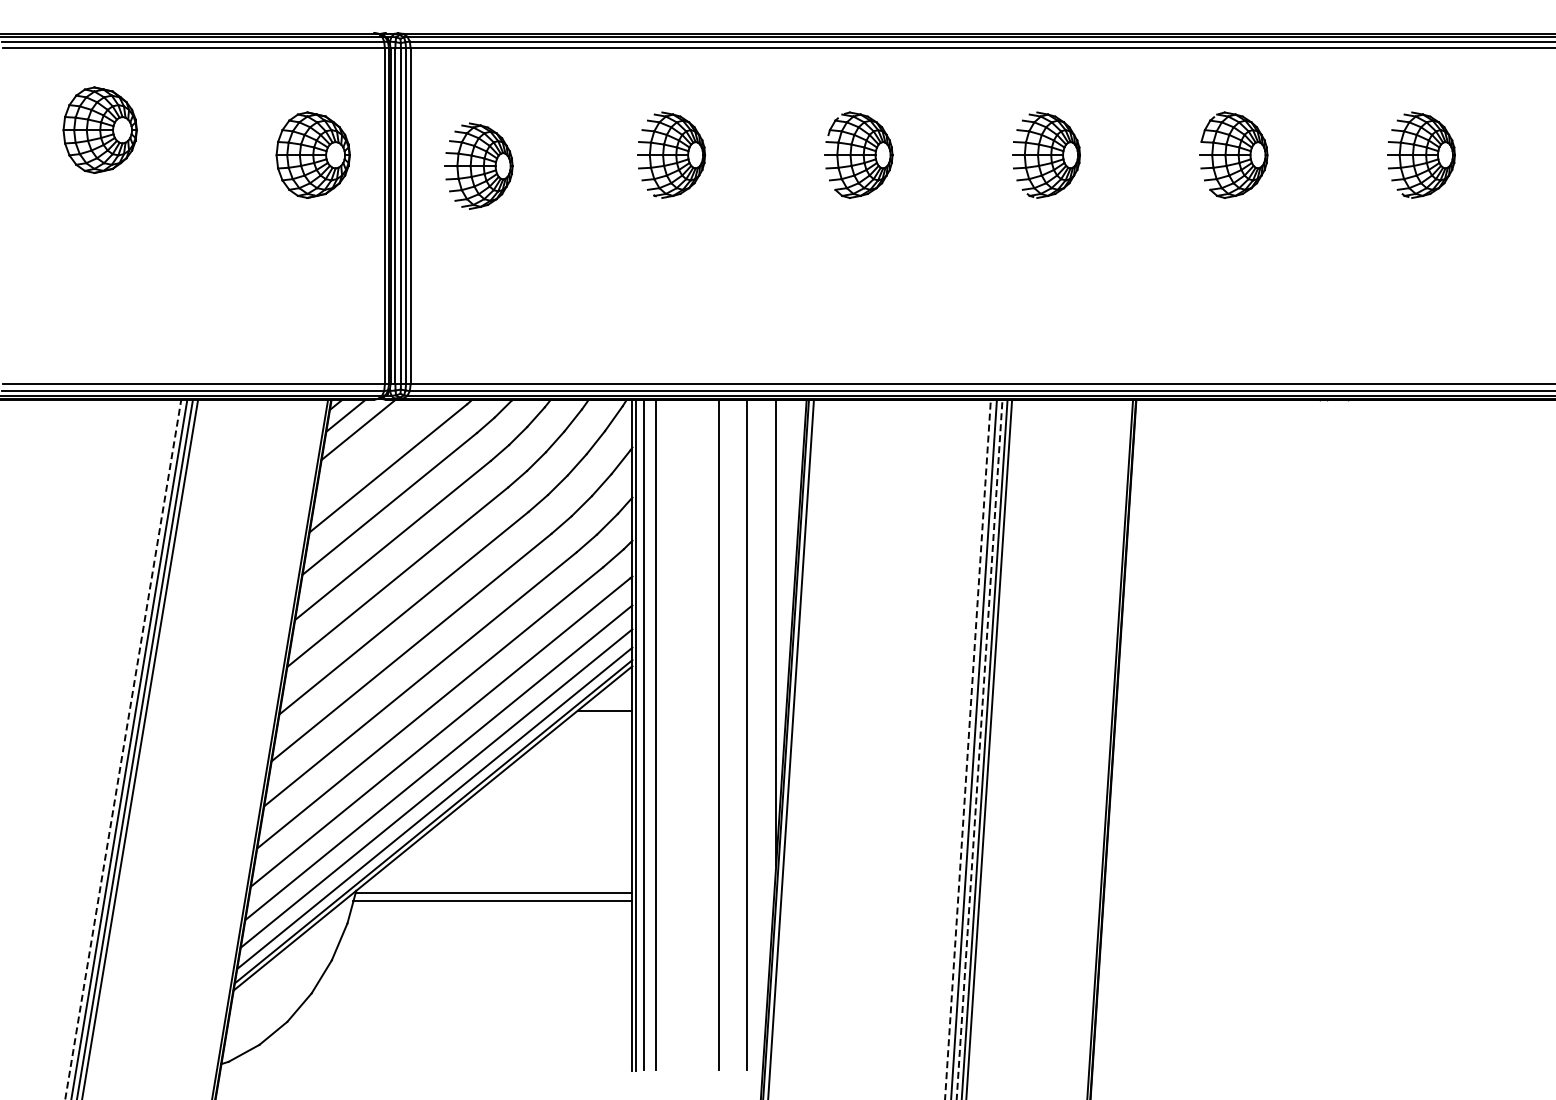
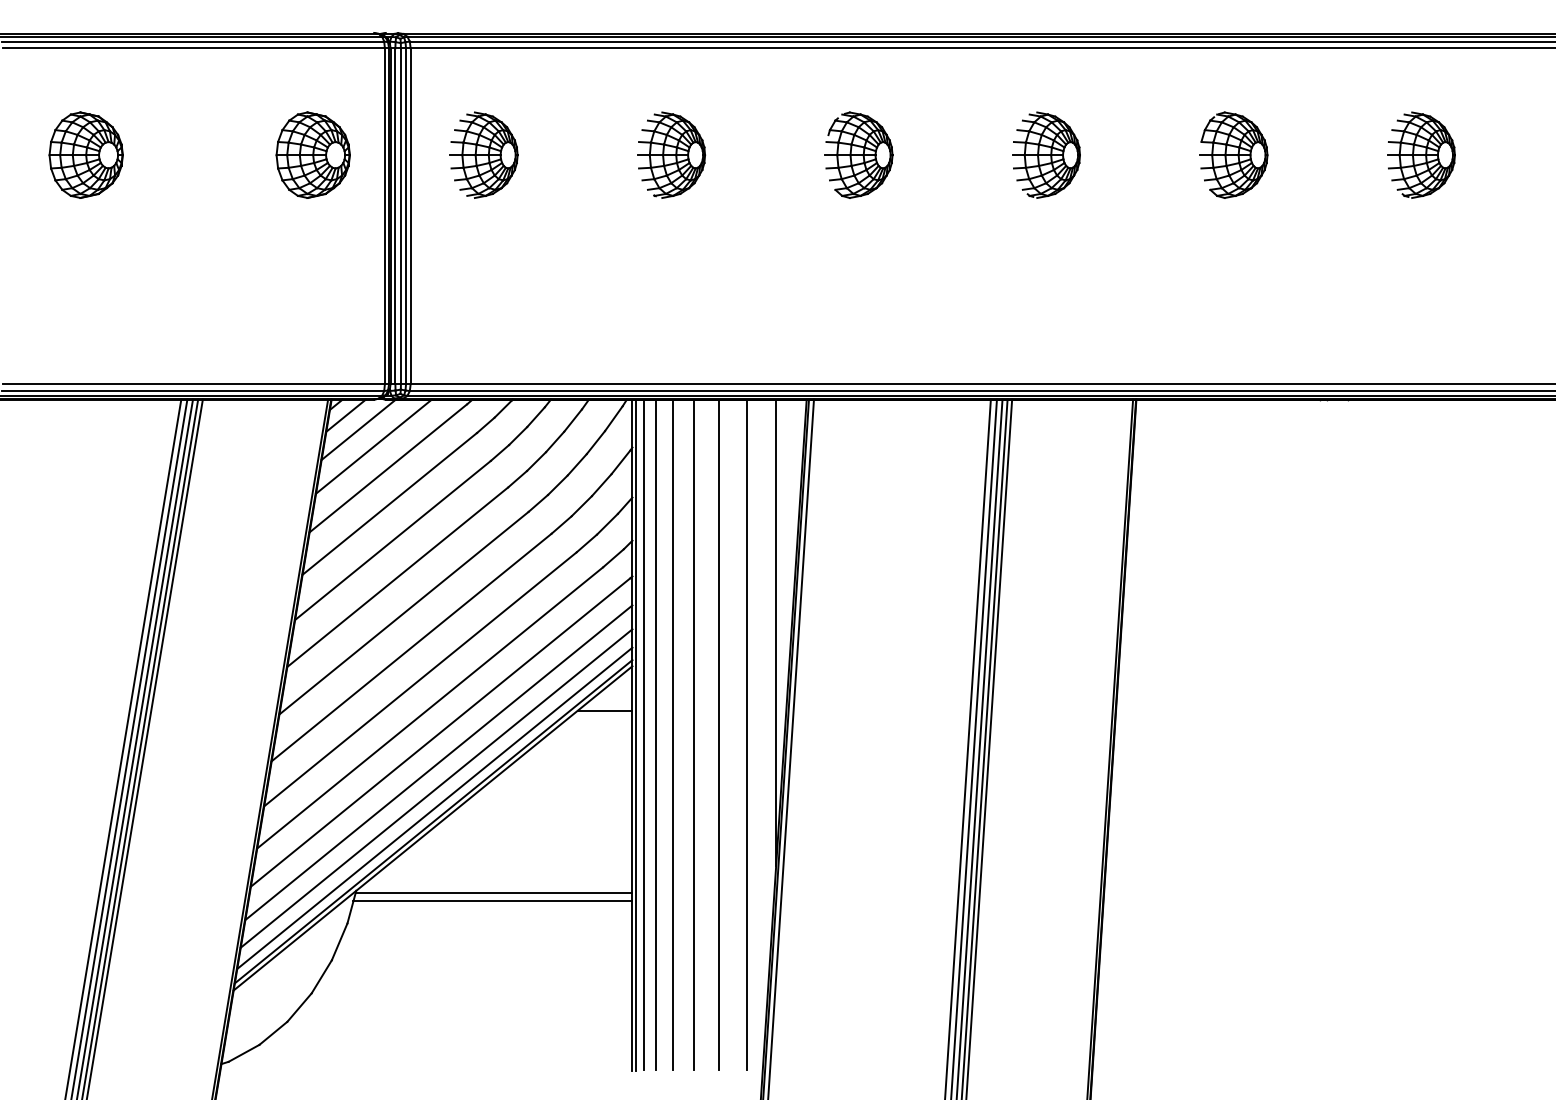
part position: (99, 129) -> (85, 154) (85, 154)
part position: (478, 165) -> (483, 154) (483, 154)
line: none -> present (373, 446)
line: none -> present (673, 734)
line: none -> present (694, 734)
line: none -> present (144, 747)
line: dashed -> solid (123, 749)
line: dashed -> solid (967, 749)
line: dashed -> solid (979, 749)
